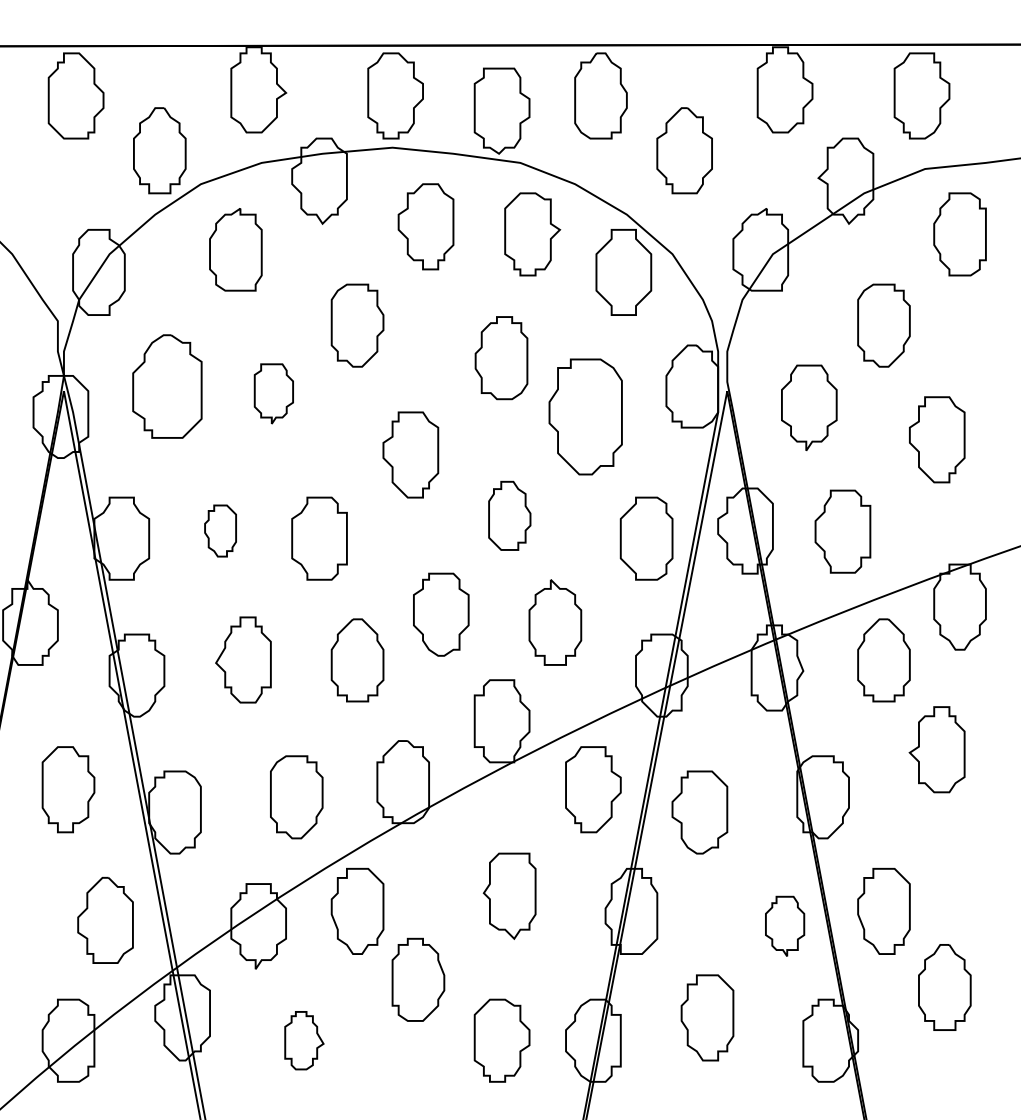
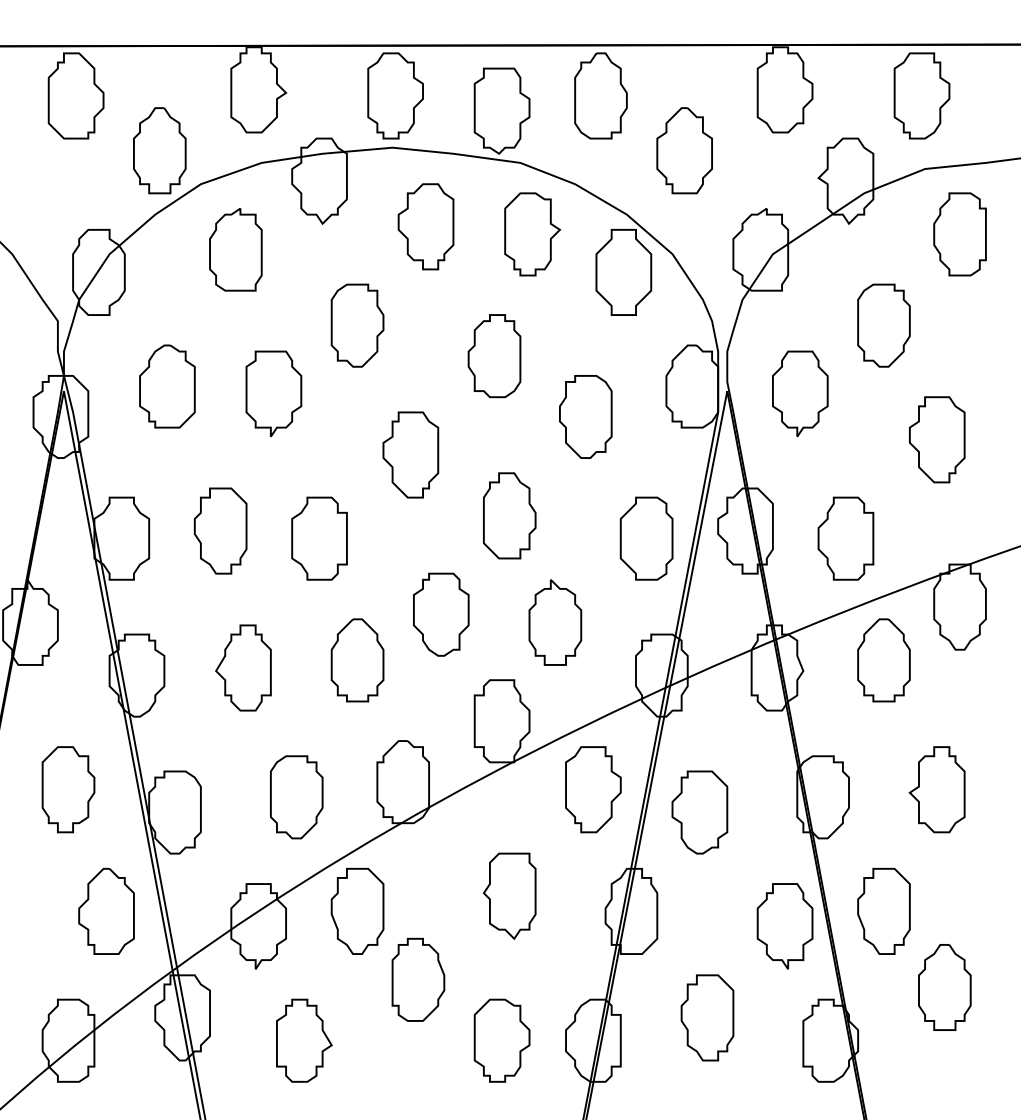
part position: (501, 358) -> (494, 356) (494, 356)
part size: 71x105 px -> 57x85 px (167, 386)
part size: 41x62 px -> 58x88 px (273, 393)
part position: (809, 407) -> (800, 393) (800, 393)
part size: 75x118 px -> 54x84 px (585, 416)
part size: 44x71 px -> 54x88 px (509, 515)
part size: 33x54 px -> 55x88 px (220, 530)
part position: (842, 531) -> (845, 538) (845, 538)
part position: (243, 659) -> (243, 667) (243, 667)
part position: (936, 749) -> (936, 789) (936, 789)
part position: (105, 919) -> (106, 910) (106, 910)
part size: 41x62 px -> 58x87 px (784, 926)
part size: 41x60 px -> 57x85 px (304, 1040)
